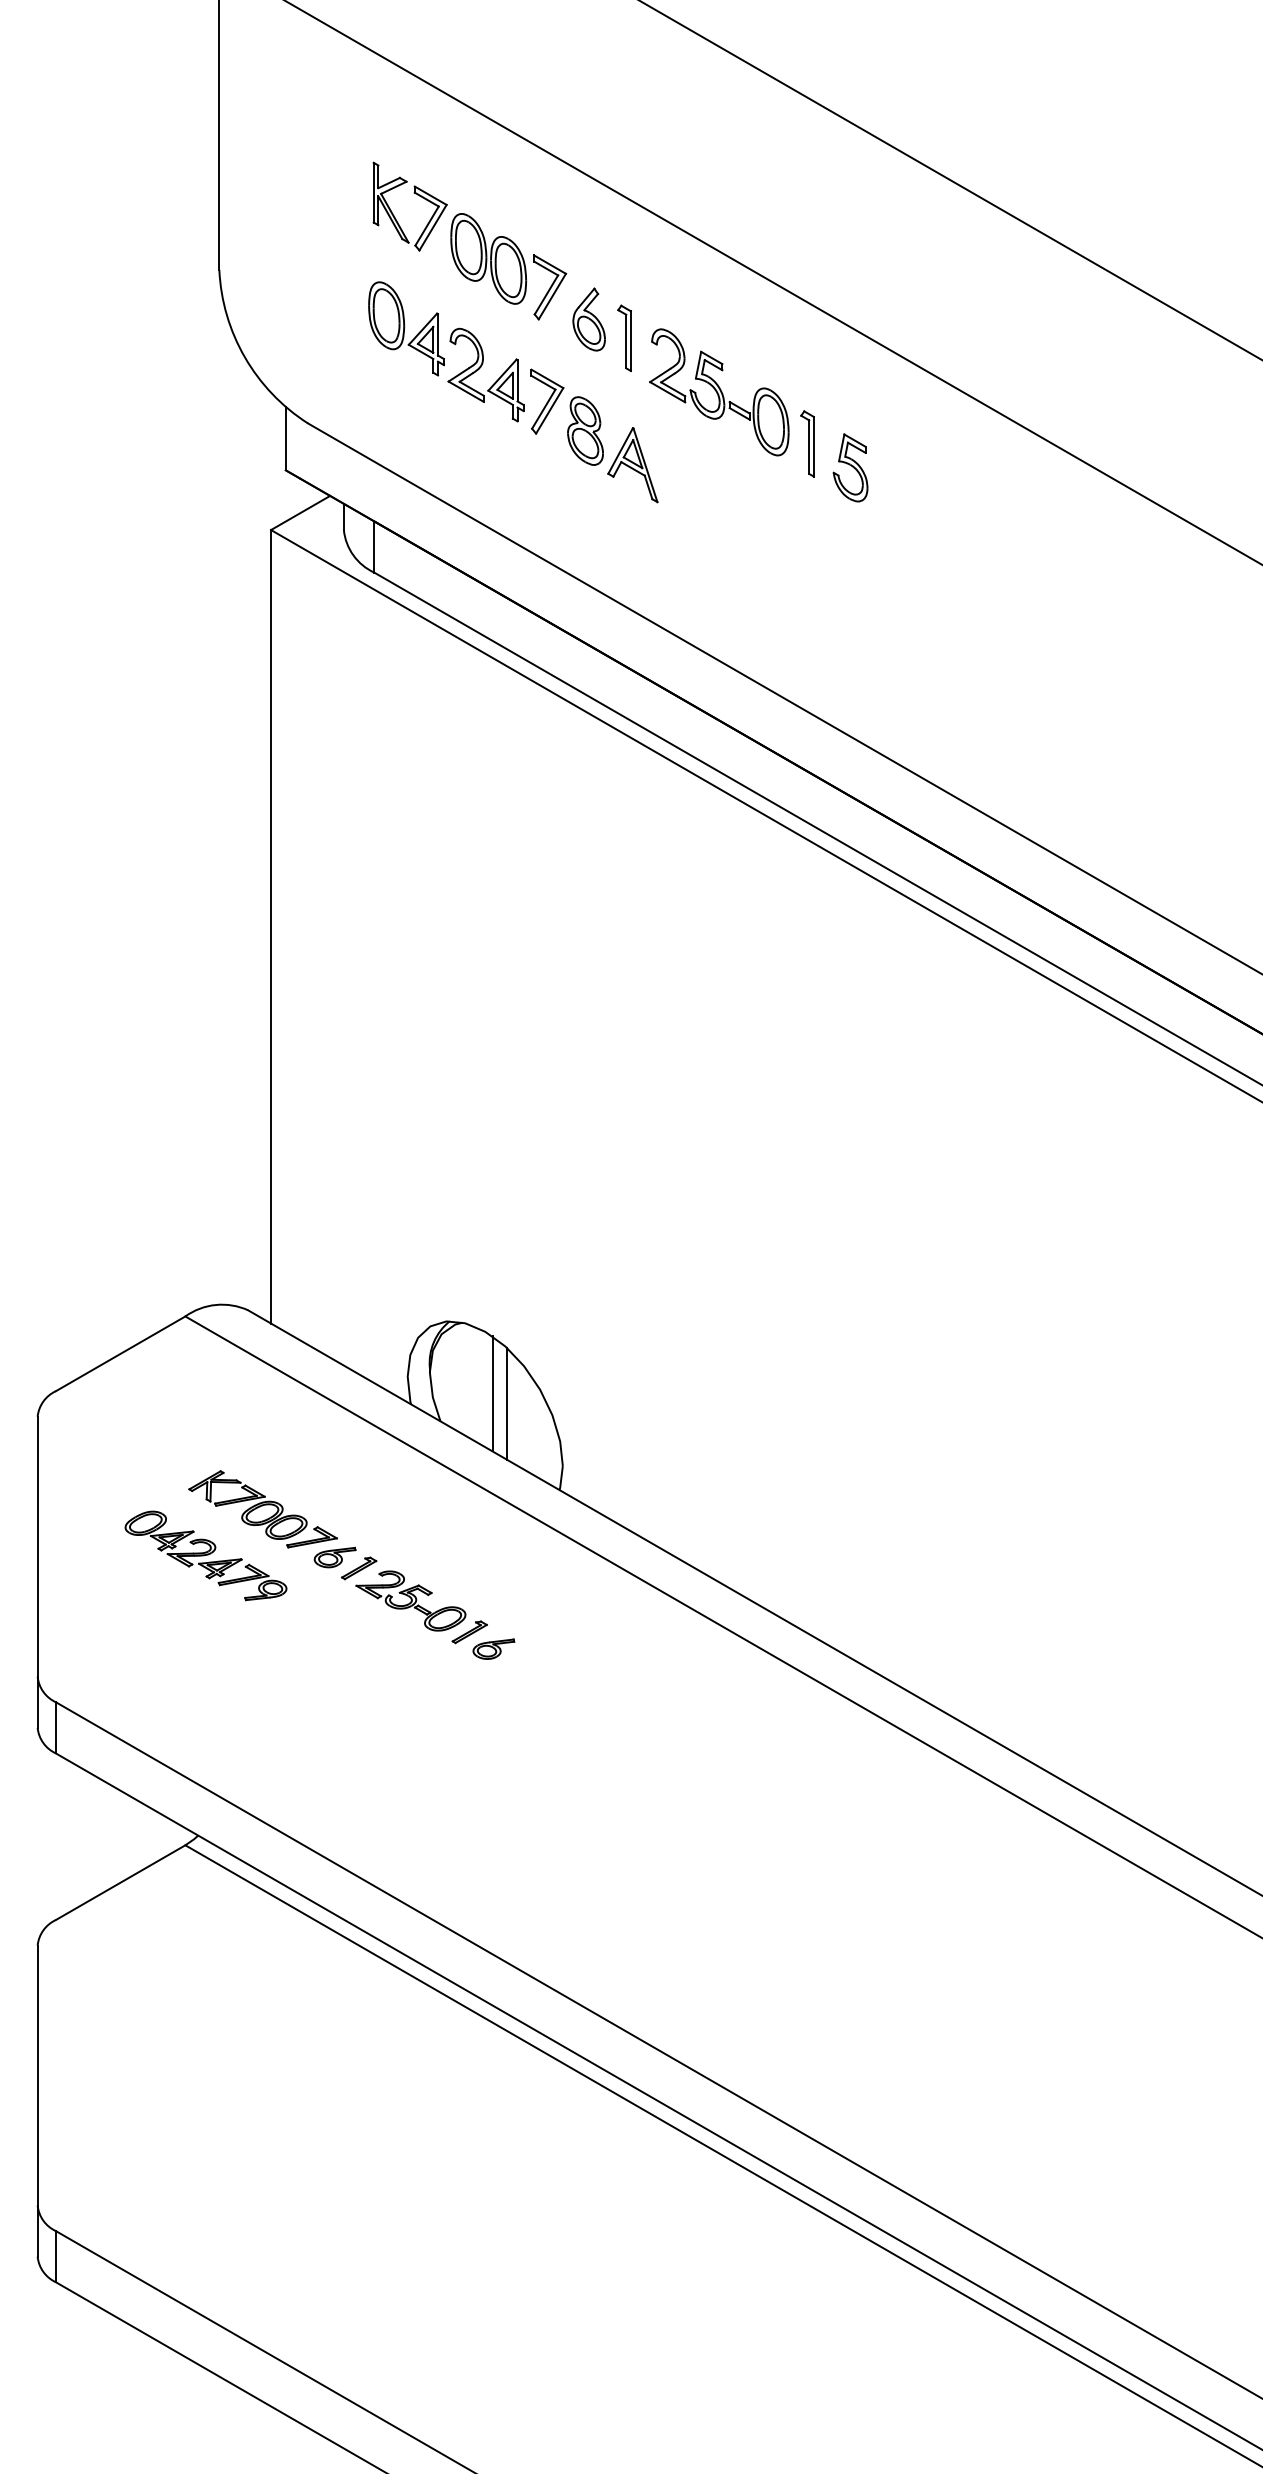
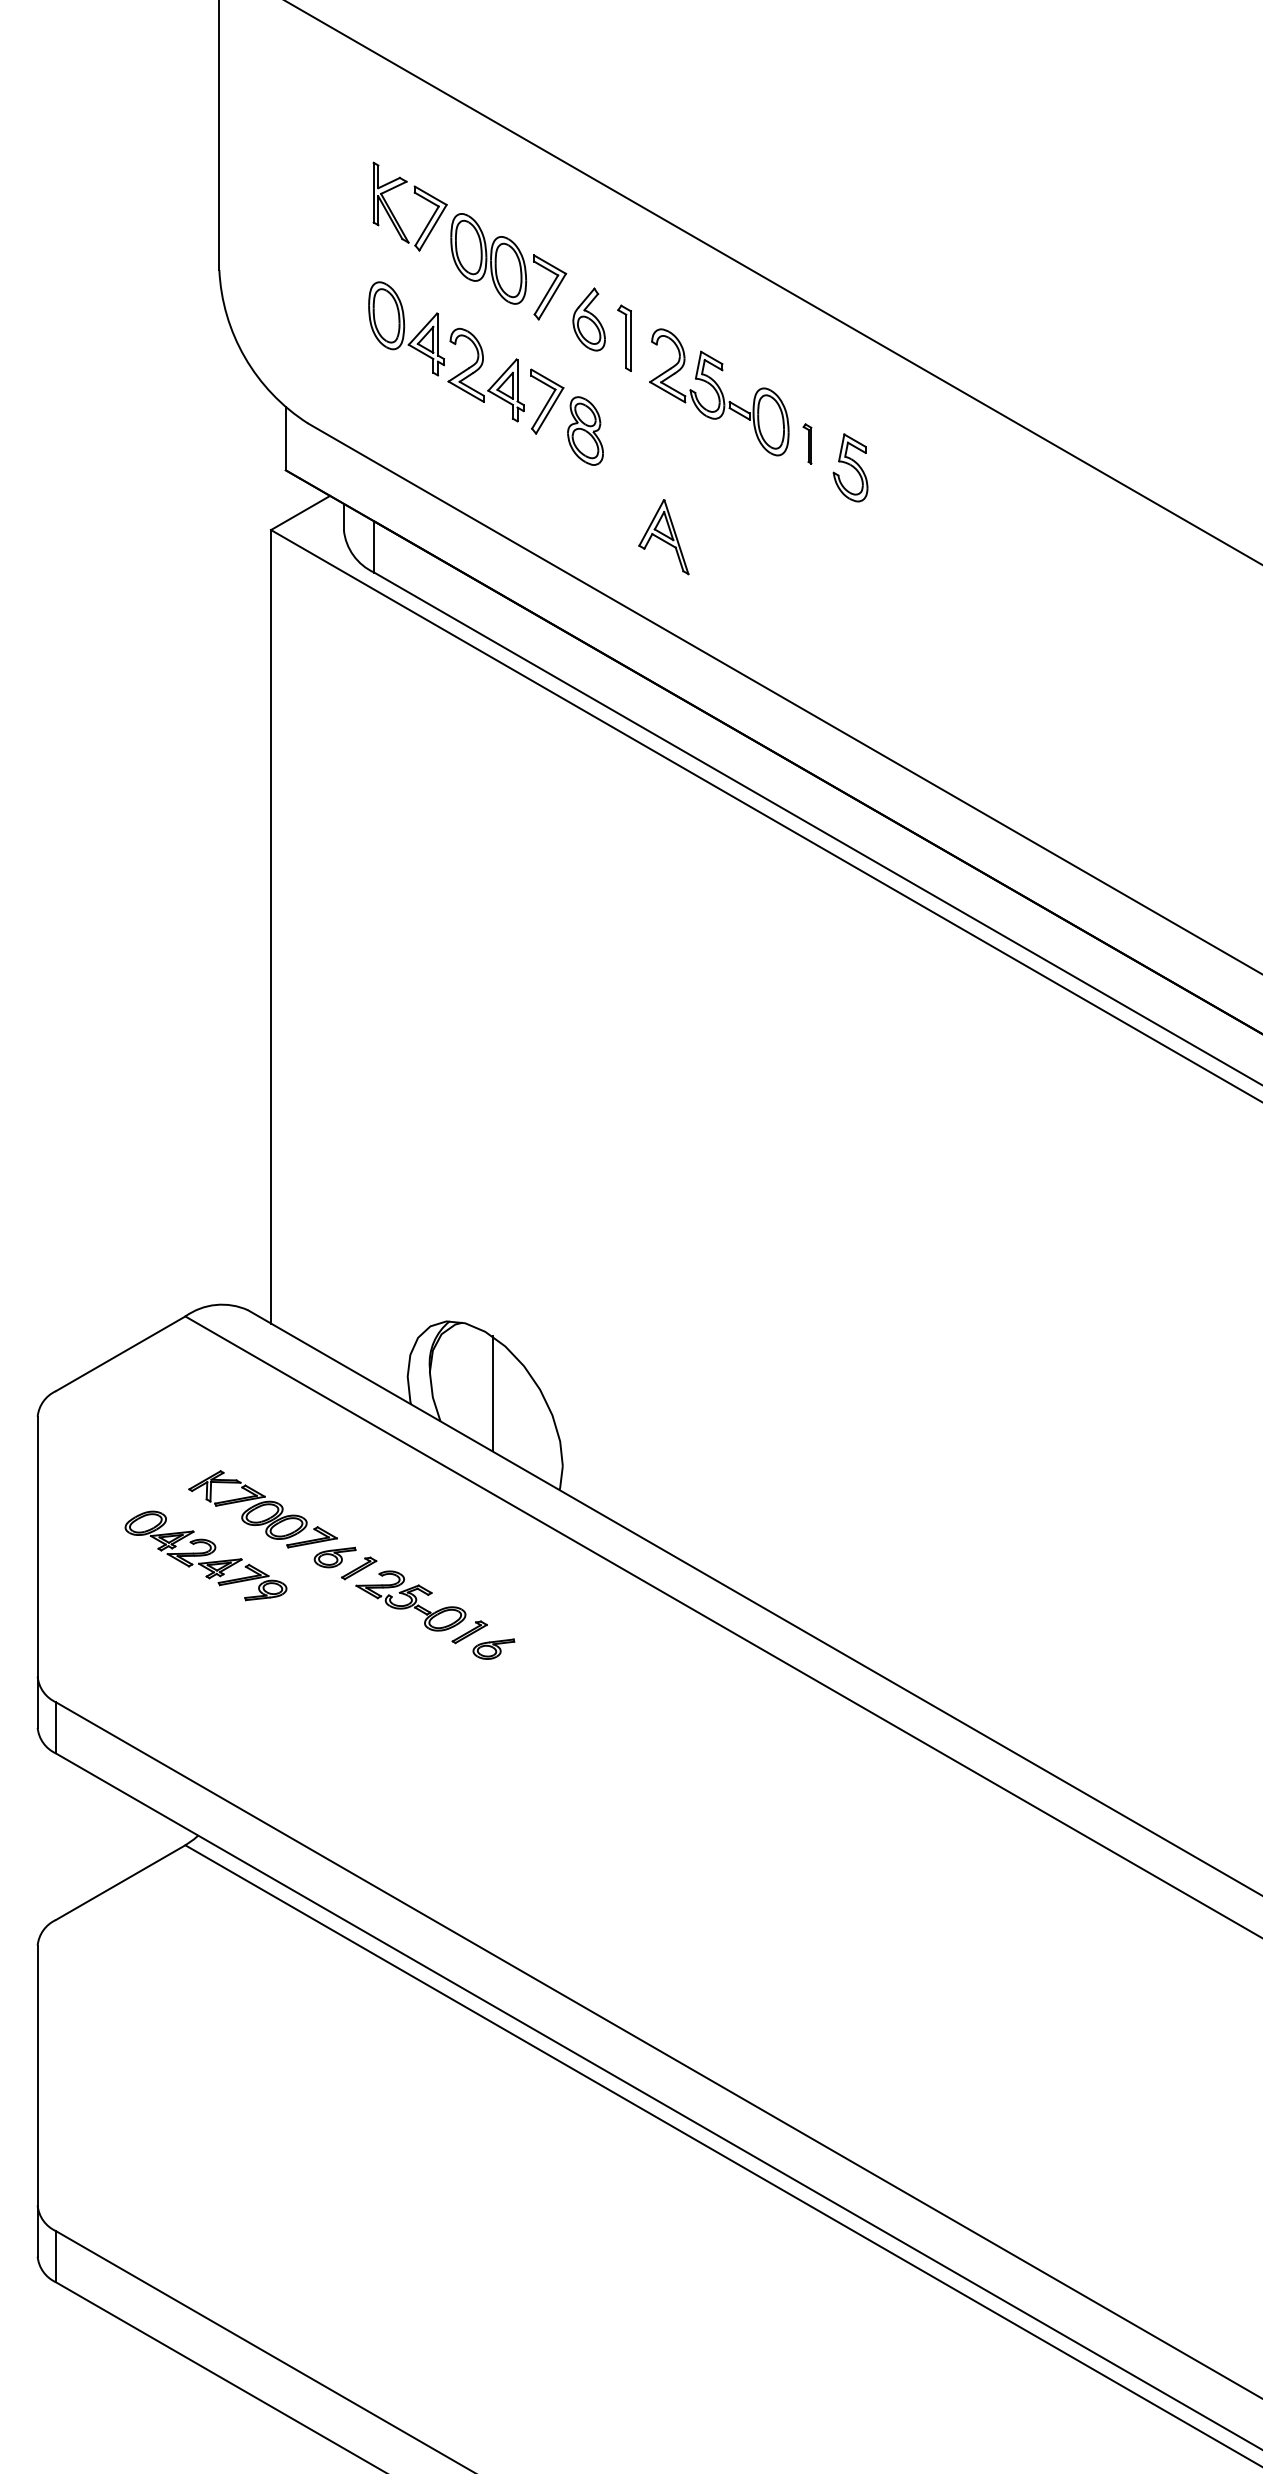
line: present -> none (950, 180)
part size: 15x68 px -> 11x42 px (807, 443)
part position: (632, 465) -> (663, 537) (663, 537)
line: present -> none (507, 1403)
